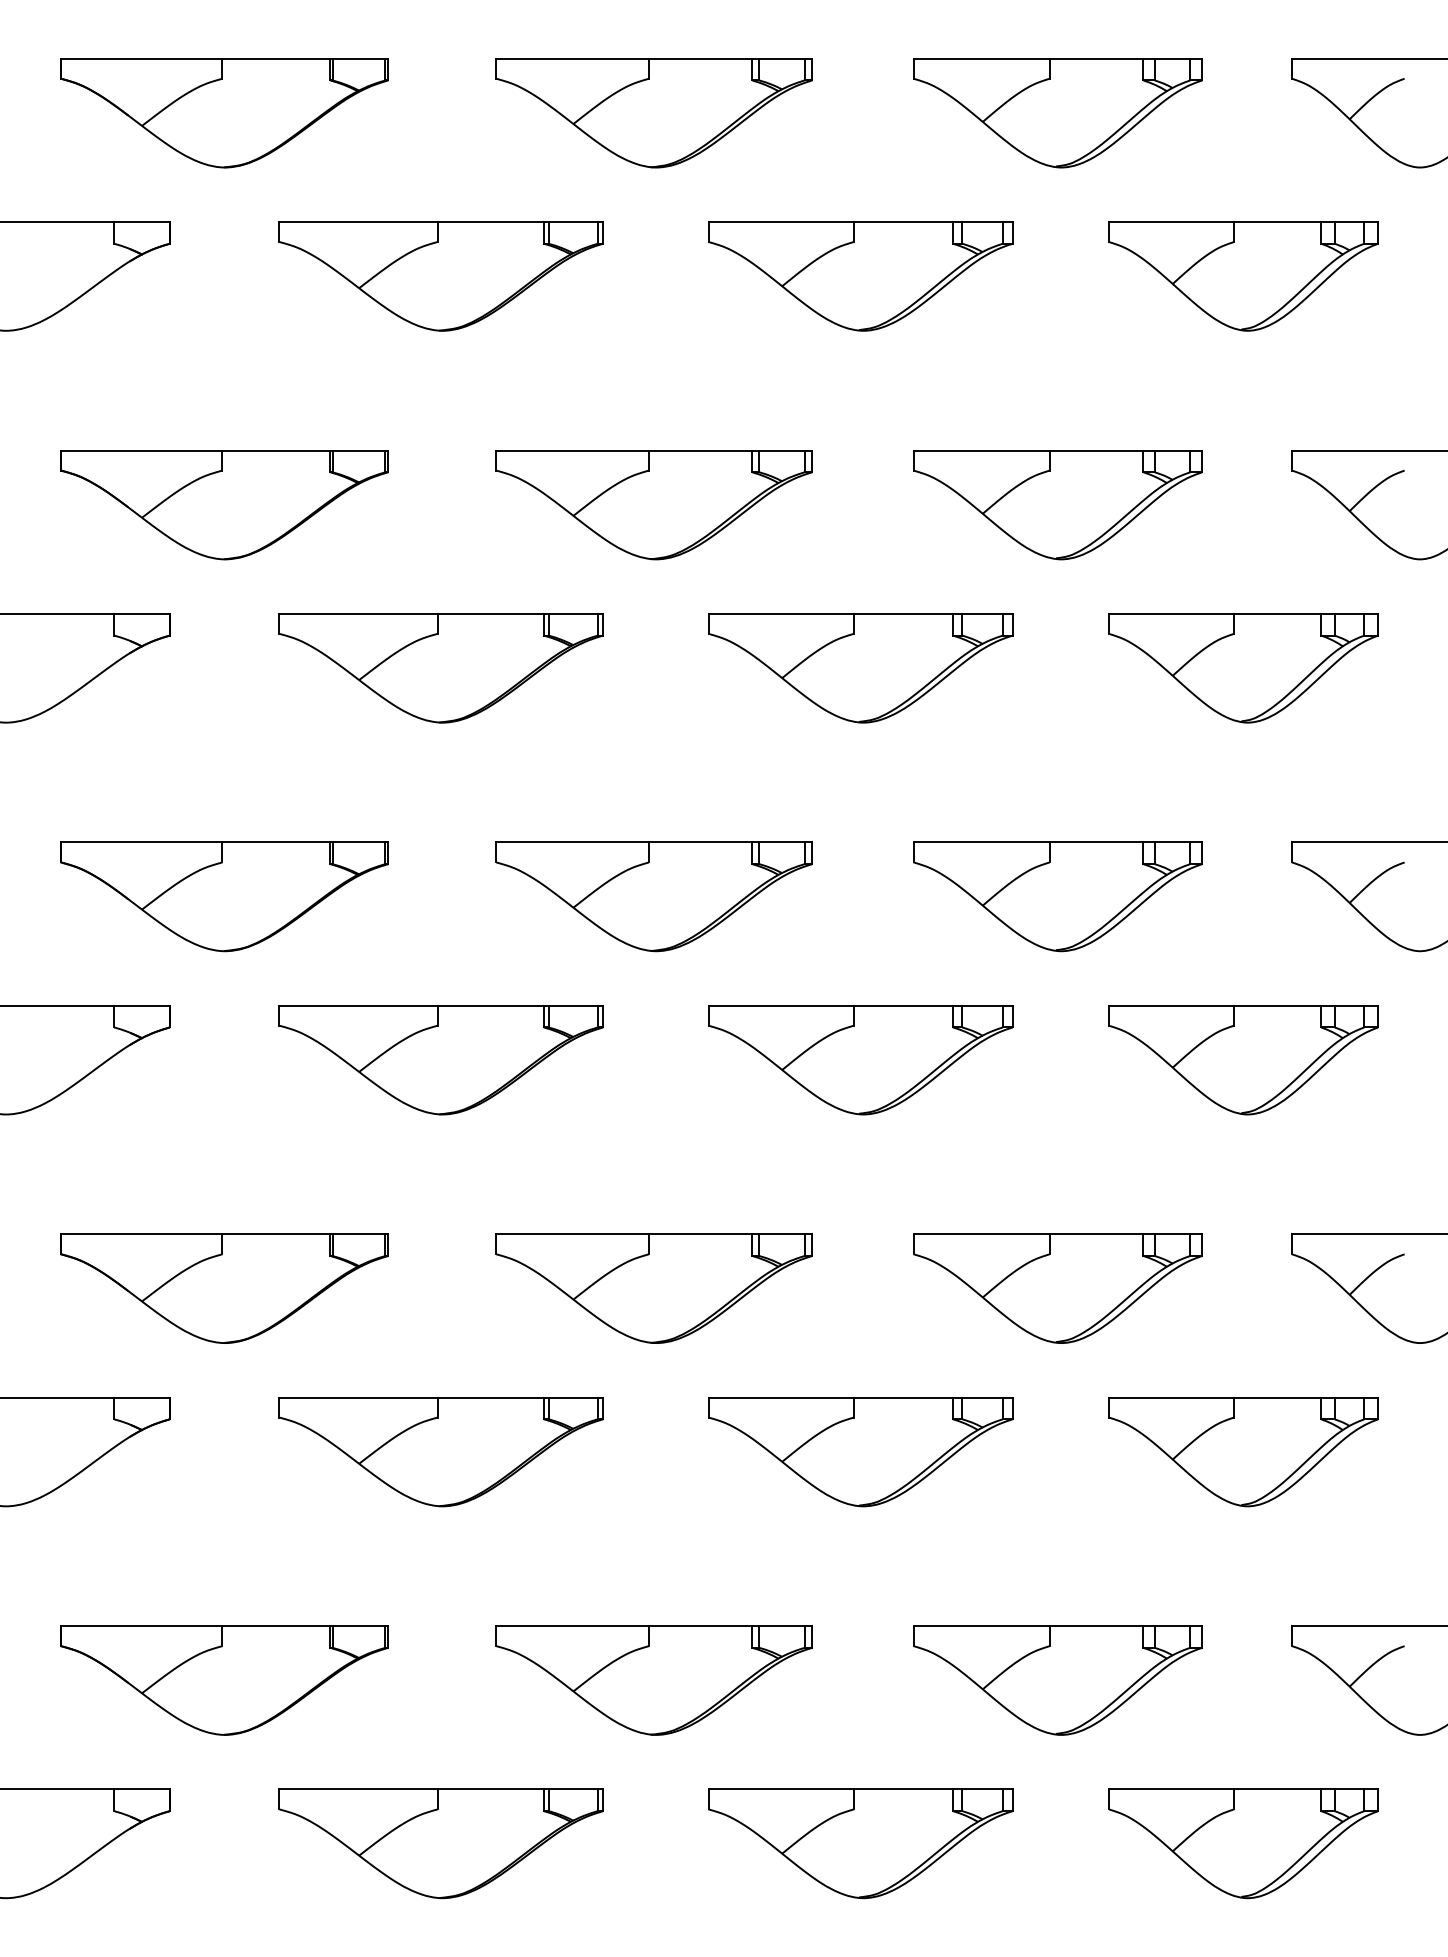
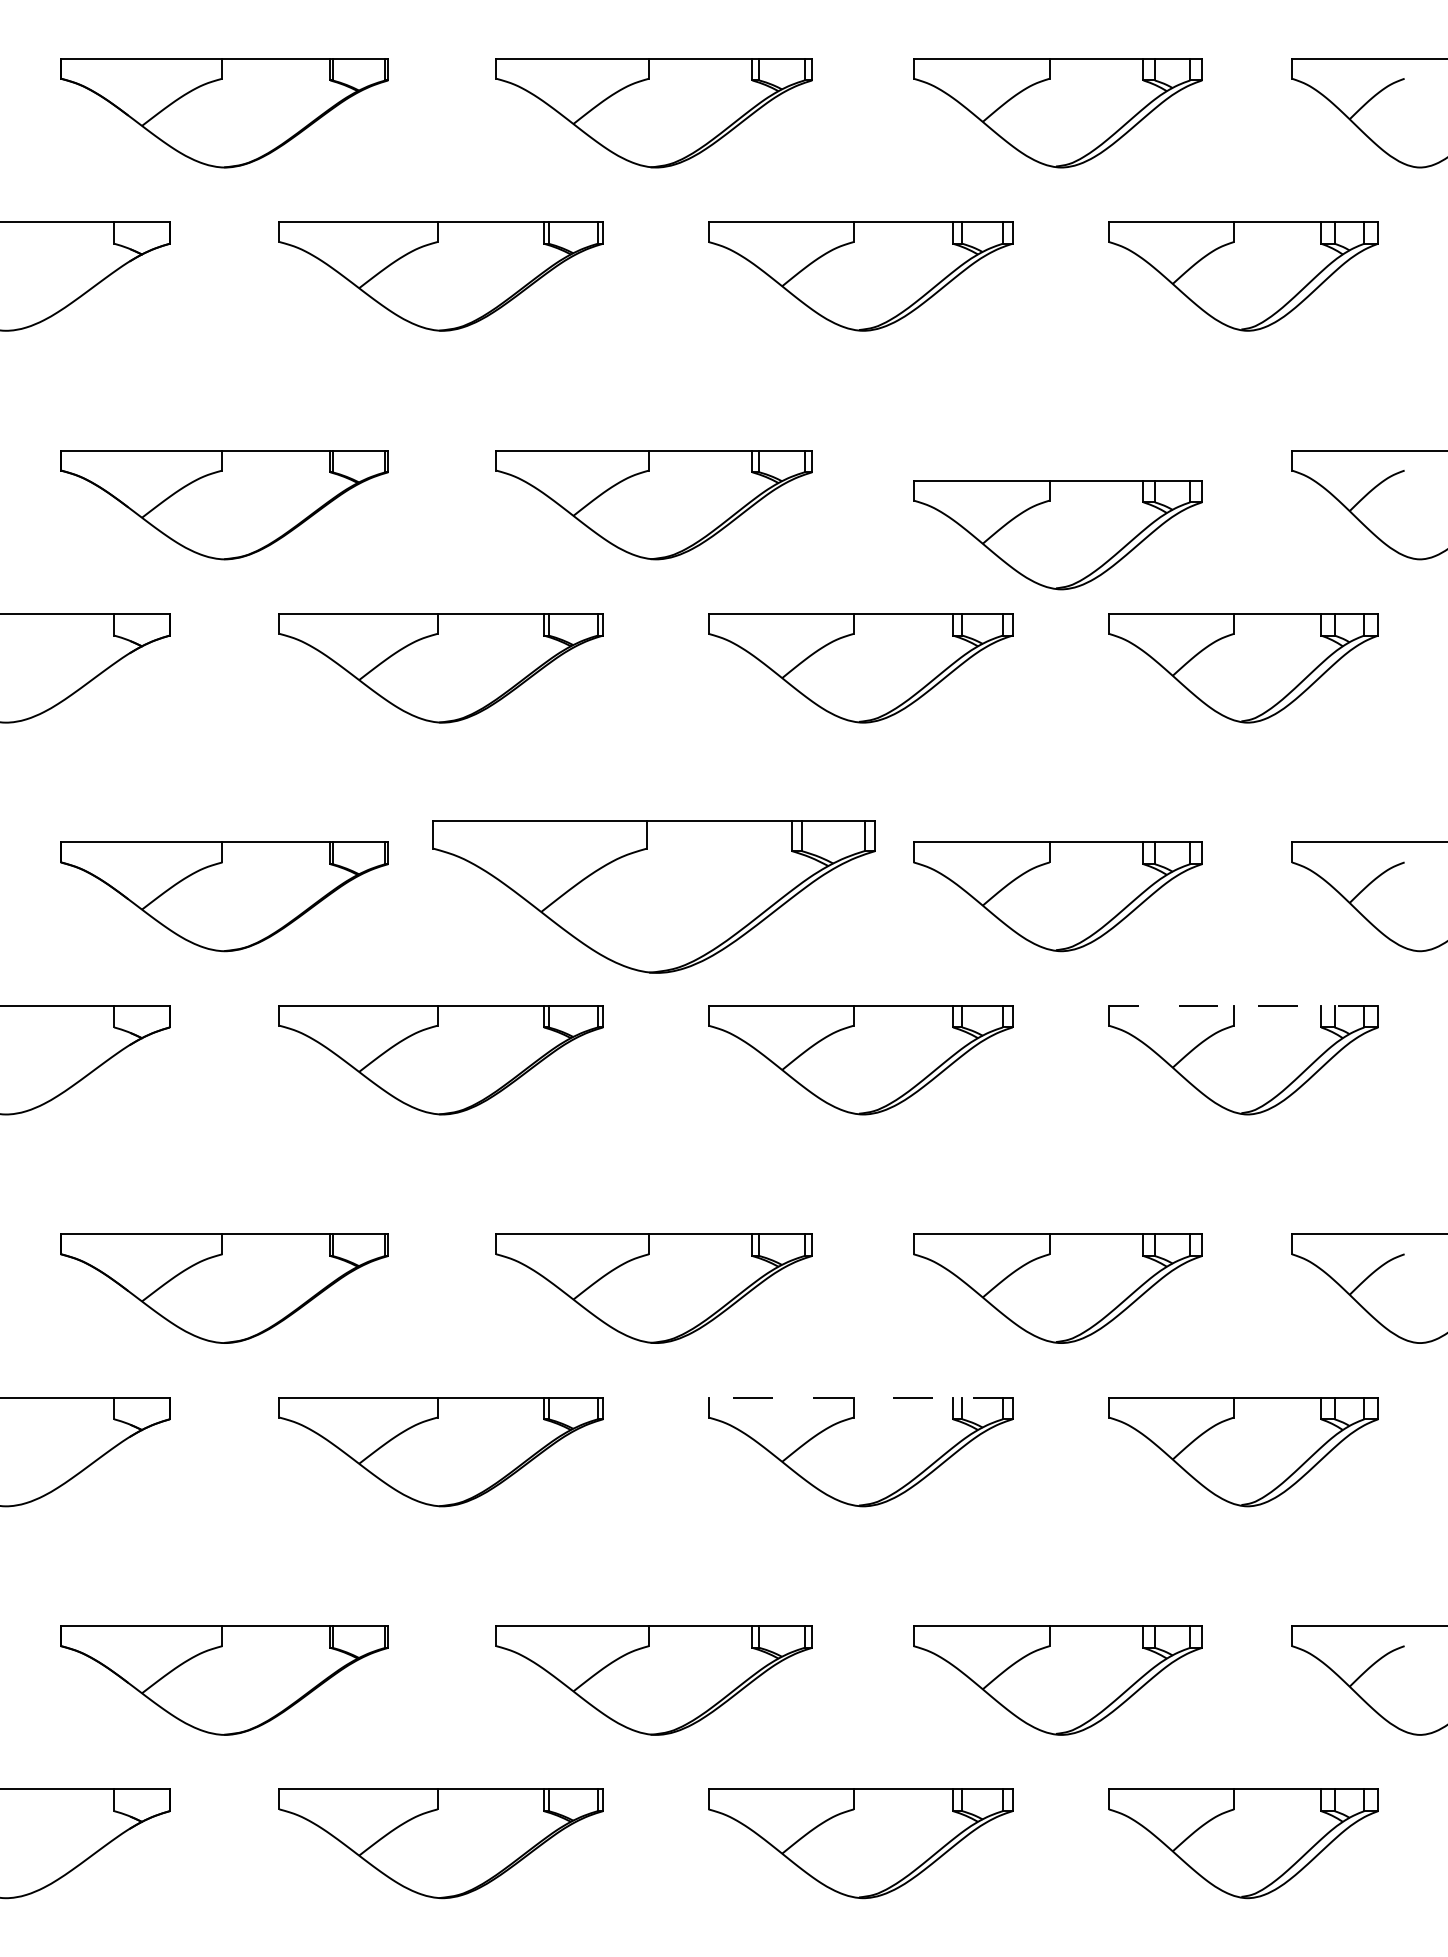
part position: (1057, 505) -> (1057, 535) (1057, 535)
part size: 318x112 px -> 444x154 px (653, 896)
line: solid -> dashed (1243, 1005)
line: solid -> dashed (860, 1397)
